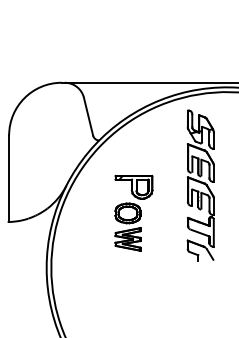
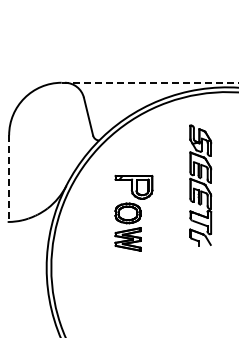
line: solid -> dashed (150, 82)
line: solid -> dashed (9, 179)
part size: 29x153 px -> 24x123 px (200, 185)
